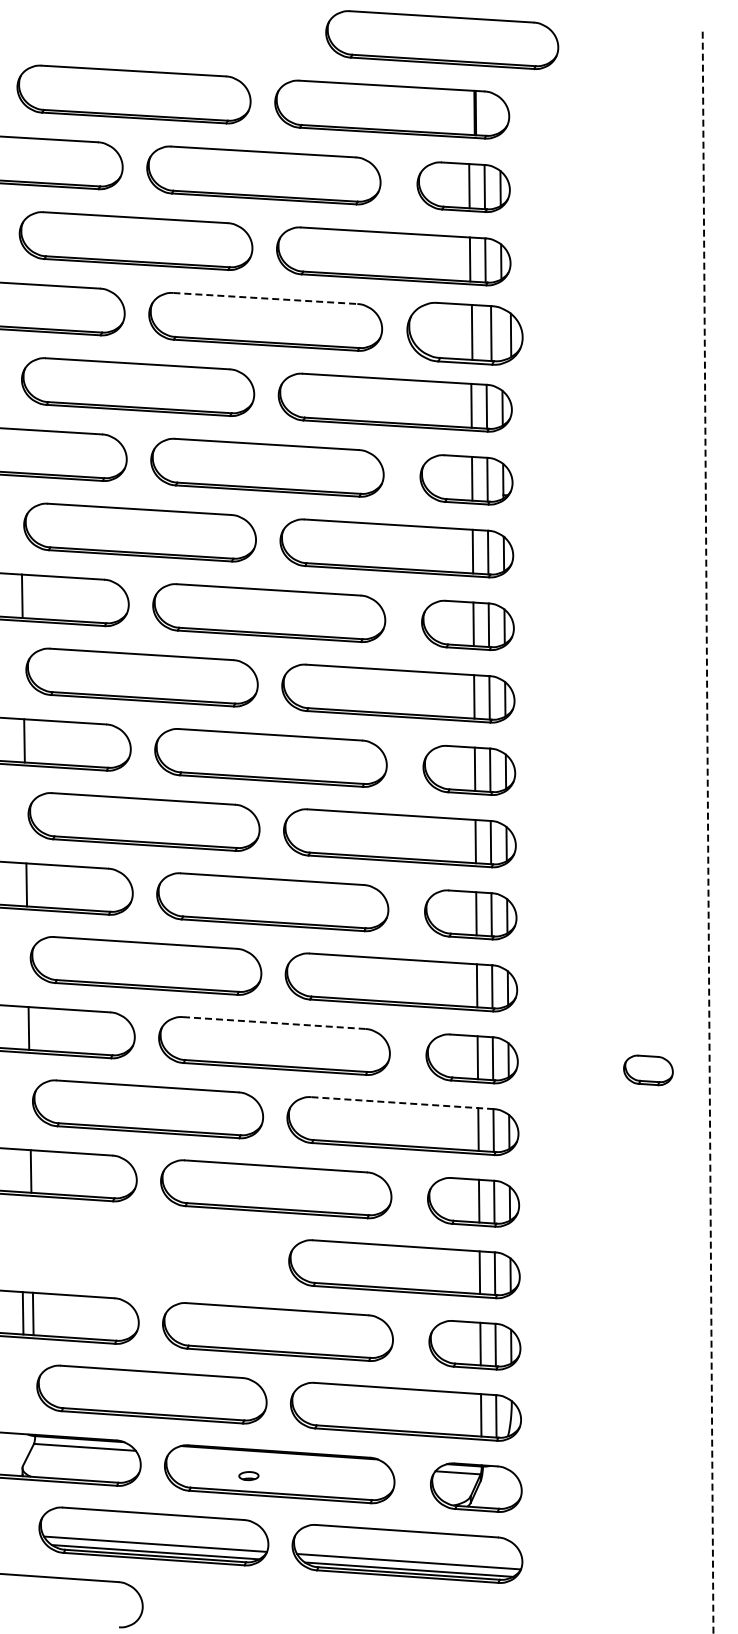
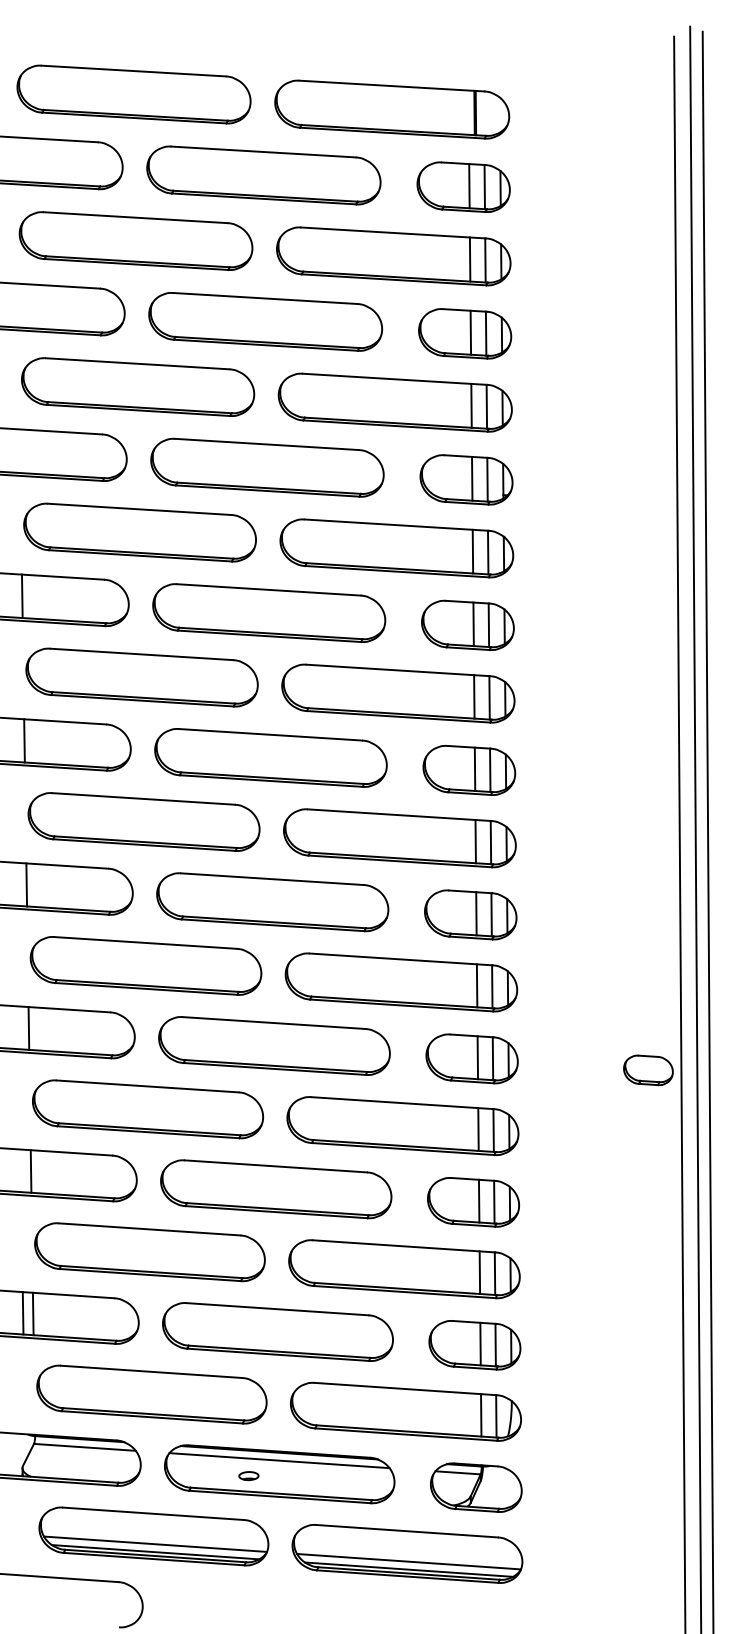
part: present -> none (442, 40)
line: dashed -> solid (265, 298)
part size: 118x65 px -> 95x52 px (465, 333)
line: none -> present (695, 828)
line: dashed -> solid (708, 832)
line: none -> present (679, 833)
line: dashed -> solid (274, 1023)
line: dashed -> solid (403, 1103)
part: none -> present (149, 1252)
line: none -> present (279, 1460)
